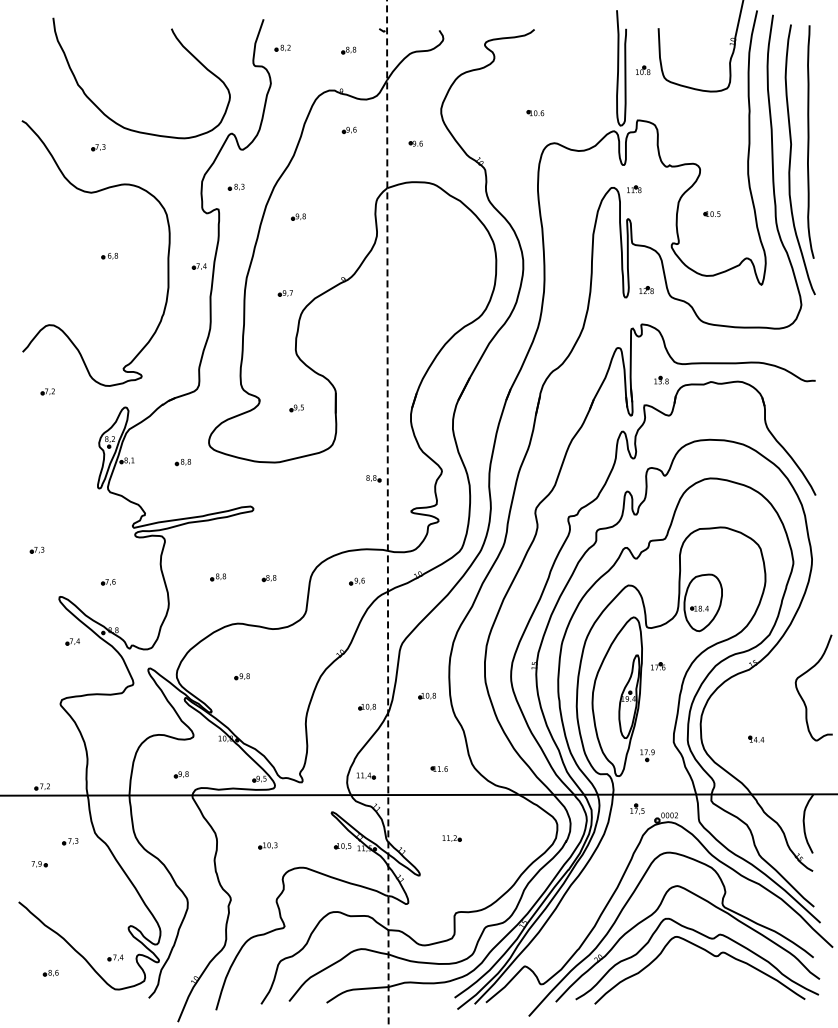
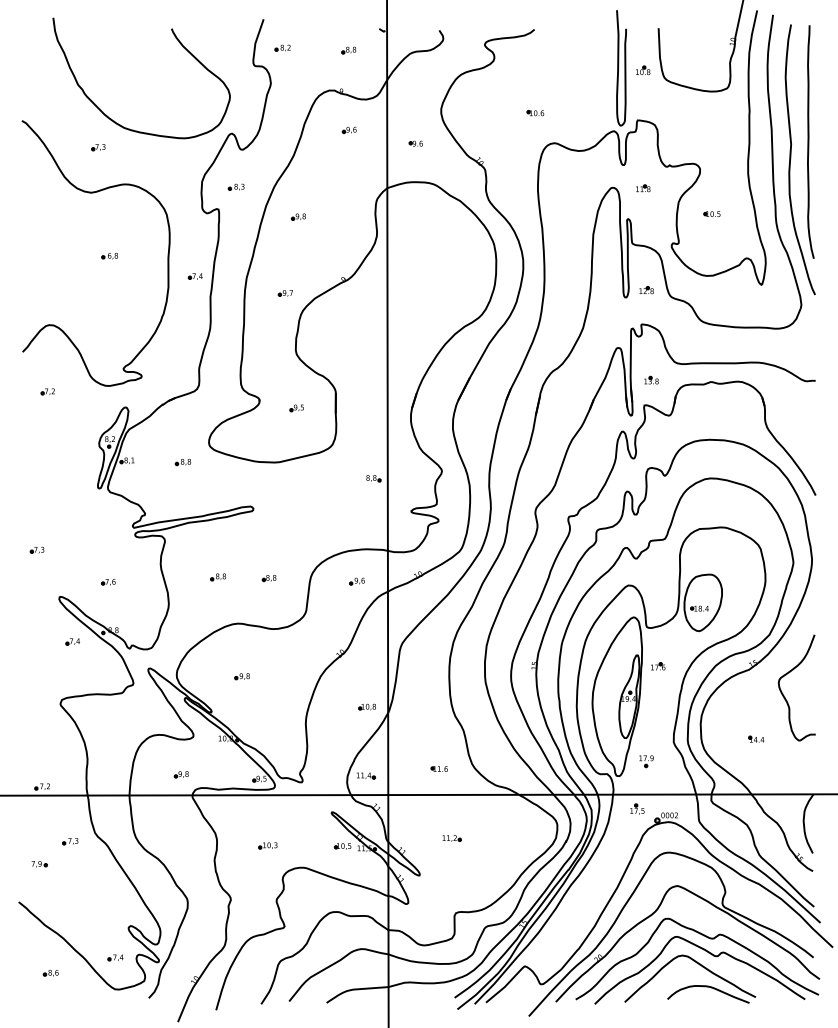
part position: (634, 189) -> (643, 188) (643, 188)
part position: (198, 266) -> (194, 276) (194, 276)
part position: (661, 379) -> (651, 379) (651, 379)
line: dashed -> solid (387, 514)
curve position: (800, 693) -> (783, 693) (783, 693)
part: present -> none (426, 695)
part position: (647, 755) -> (646, 761) (646, 761)
part: none -> present (690, 985)
